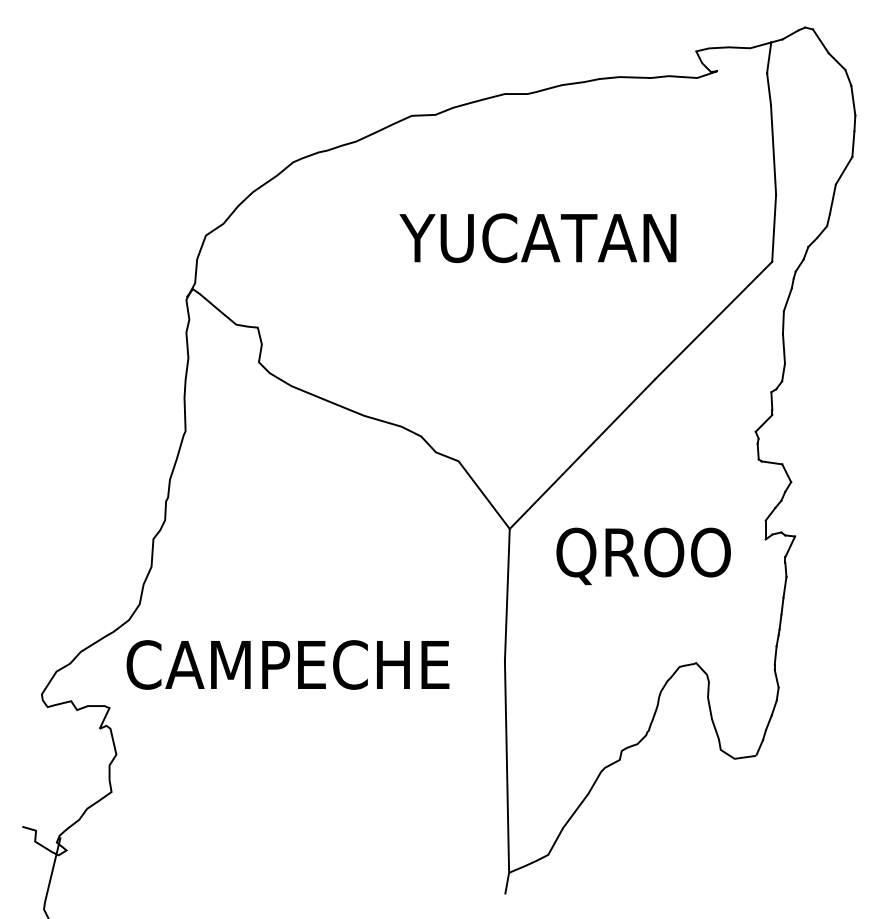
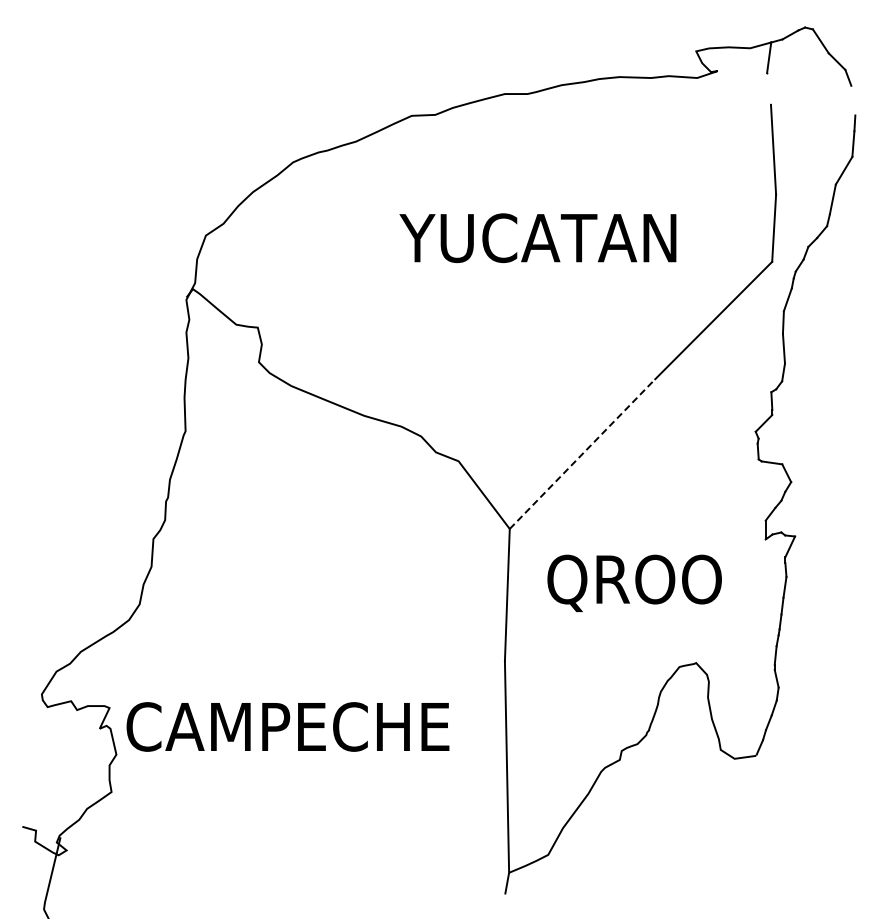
line: present -> none (768, 88)
line: present -> none (853, 100)
line: solid -> dashed (582, 453)
text position: (643, 555) -> (634, 582) (634, 582)
text position: (287, 664) -> (287, 726) (287, 726)
